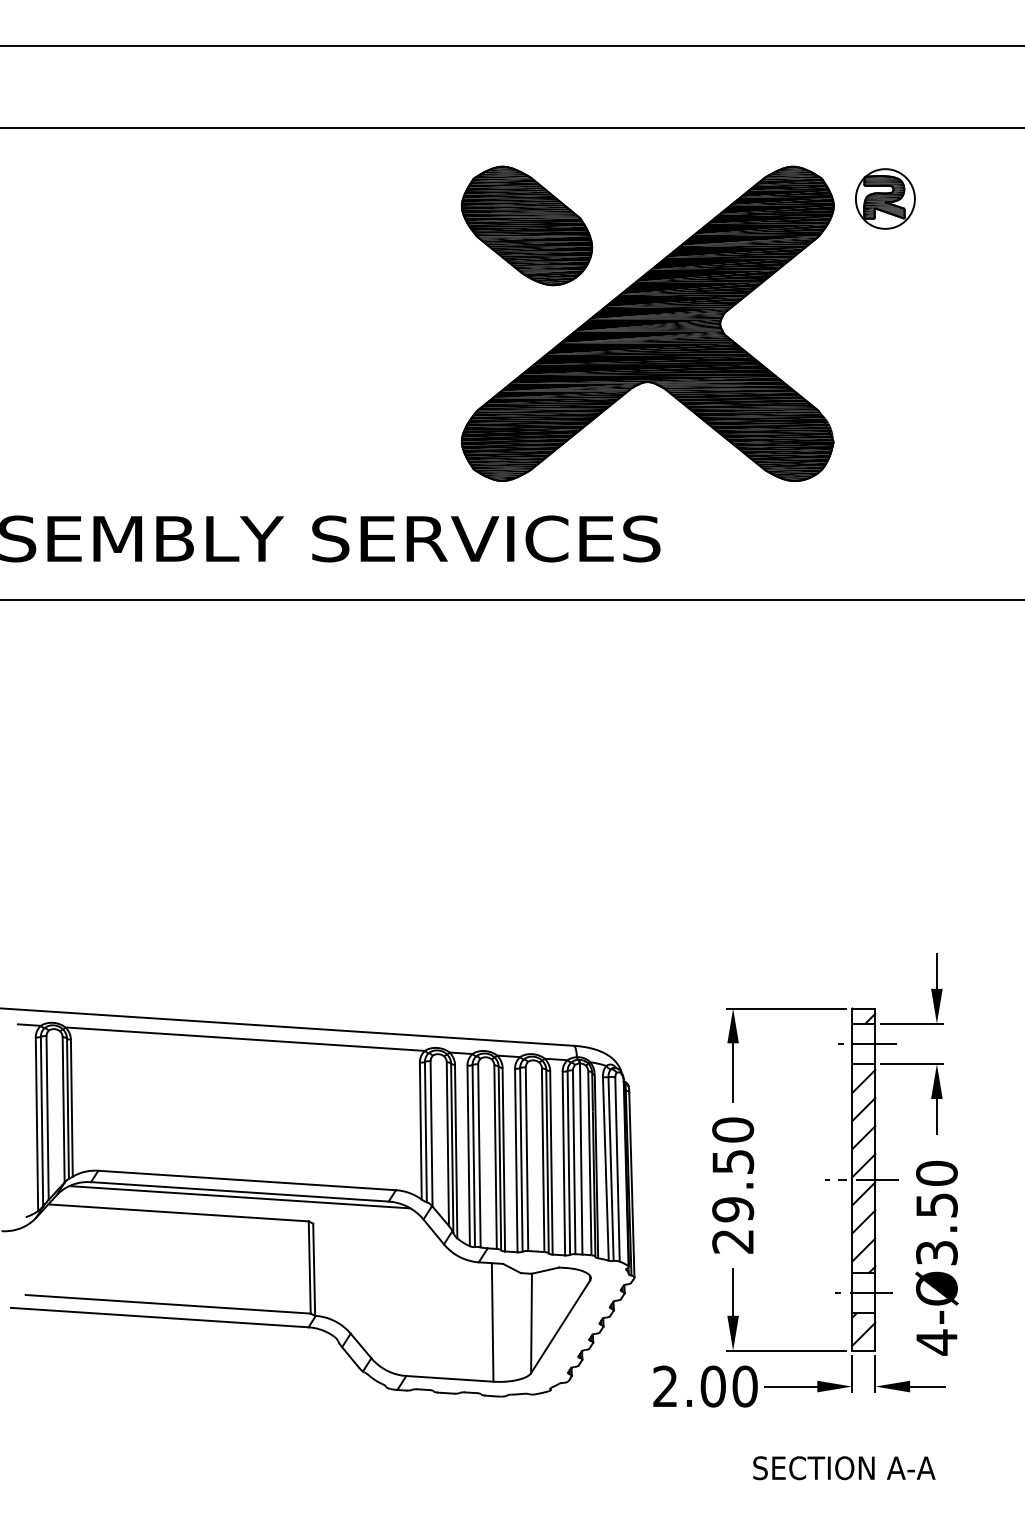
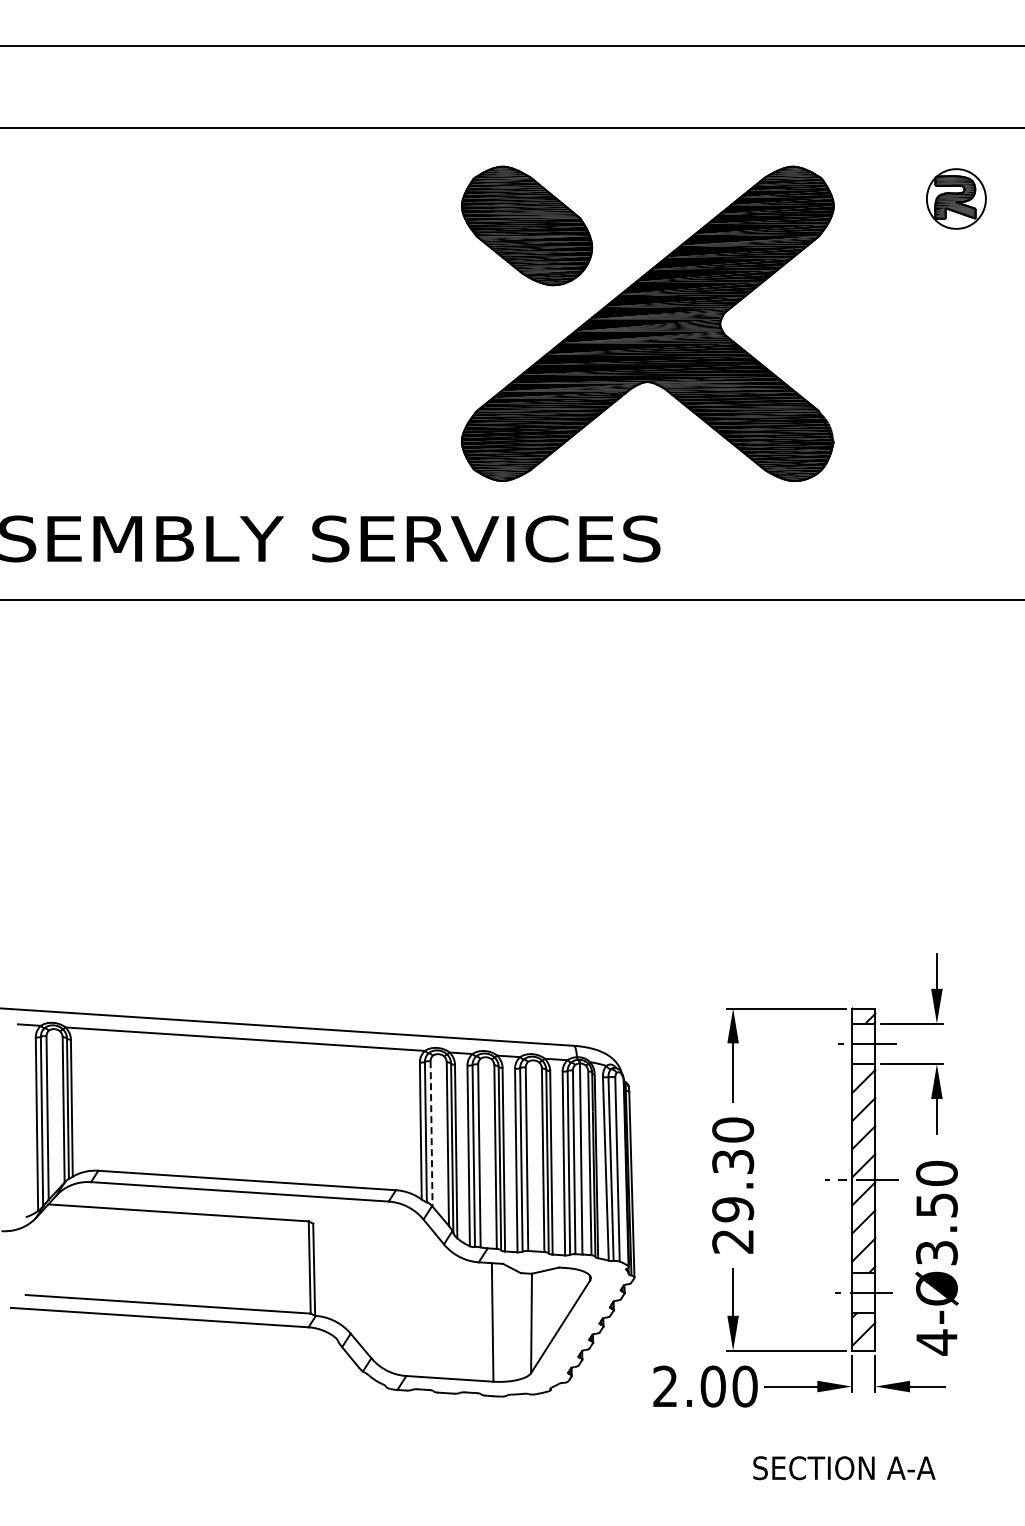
part position: (885, 198) -> (956, 198) (956, 198)
line: solid -> dashed (431, 1133)
text: 29.50 -> 29.30 (732, 1161)
line: present -> none (239, 1197)
